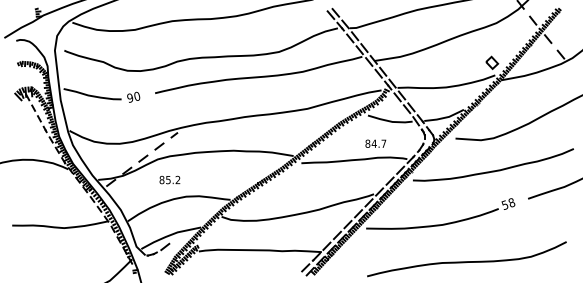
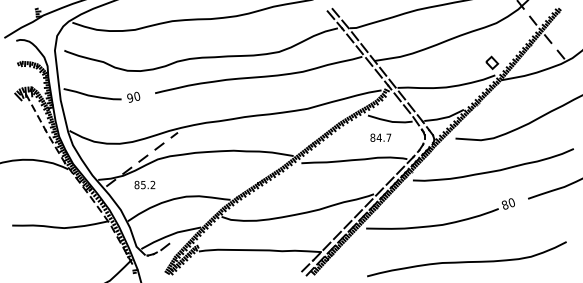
text position: (375, 143) -> (380, 137) (380, 137)
text position: (169, 179) -> (144, 184) (144, 184)
text: 58 -> 80 (508, 203)
